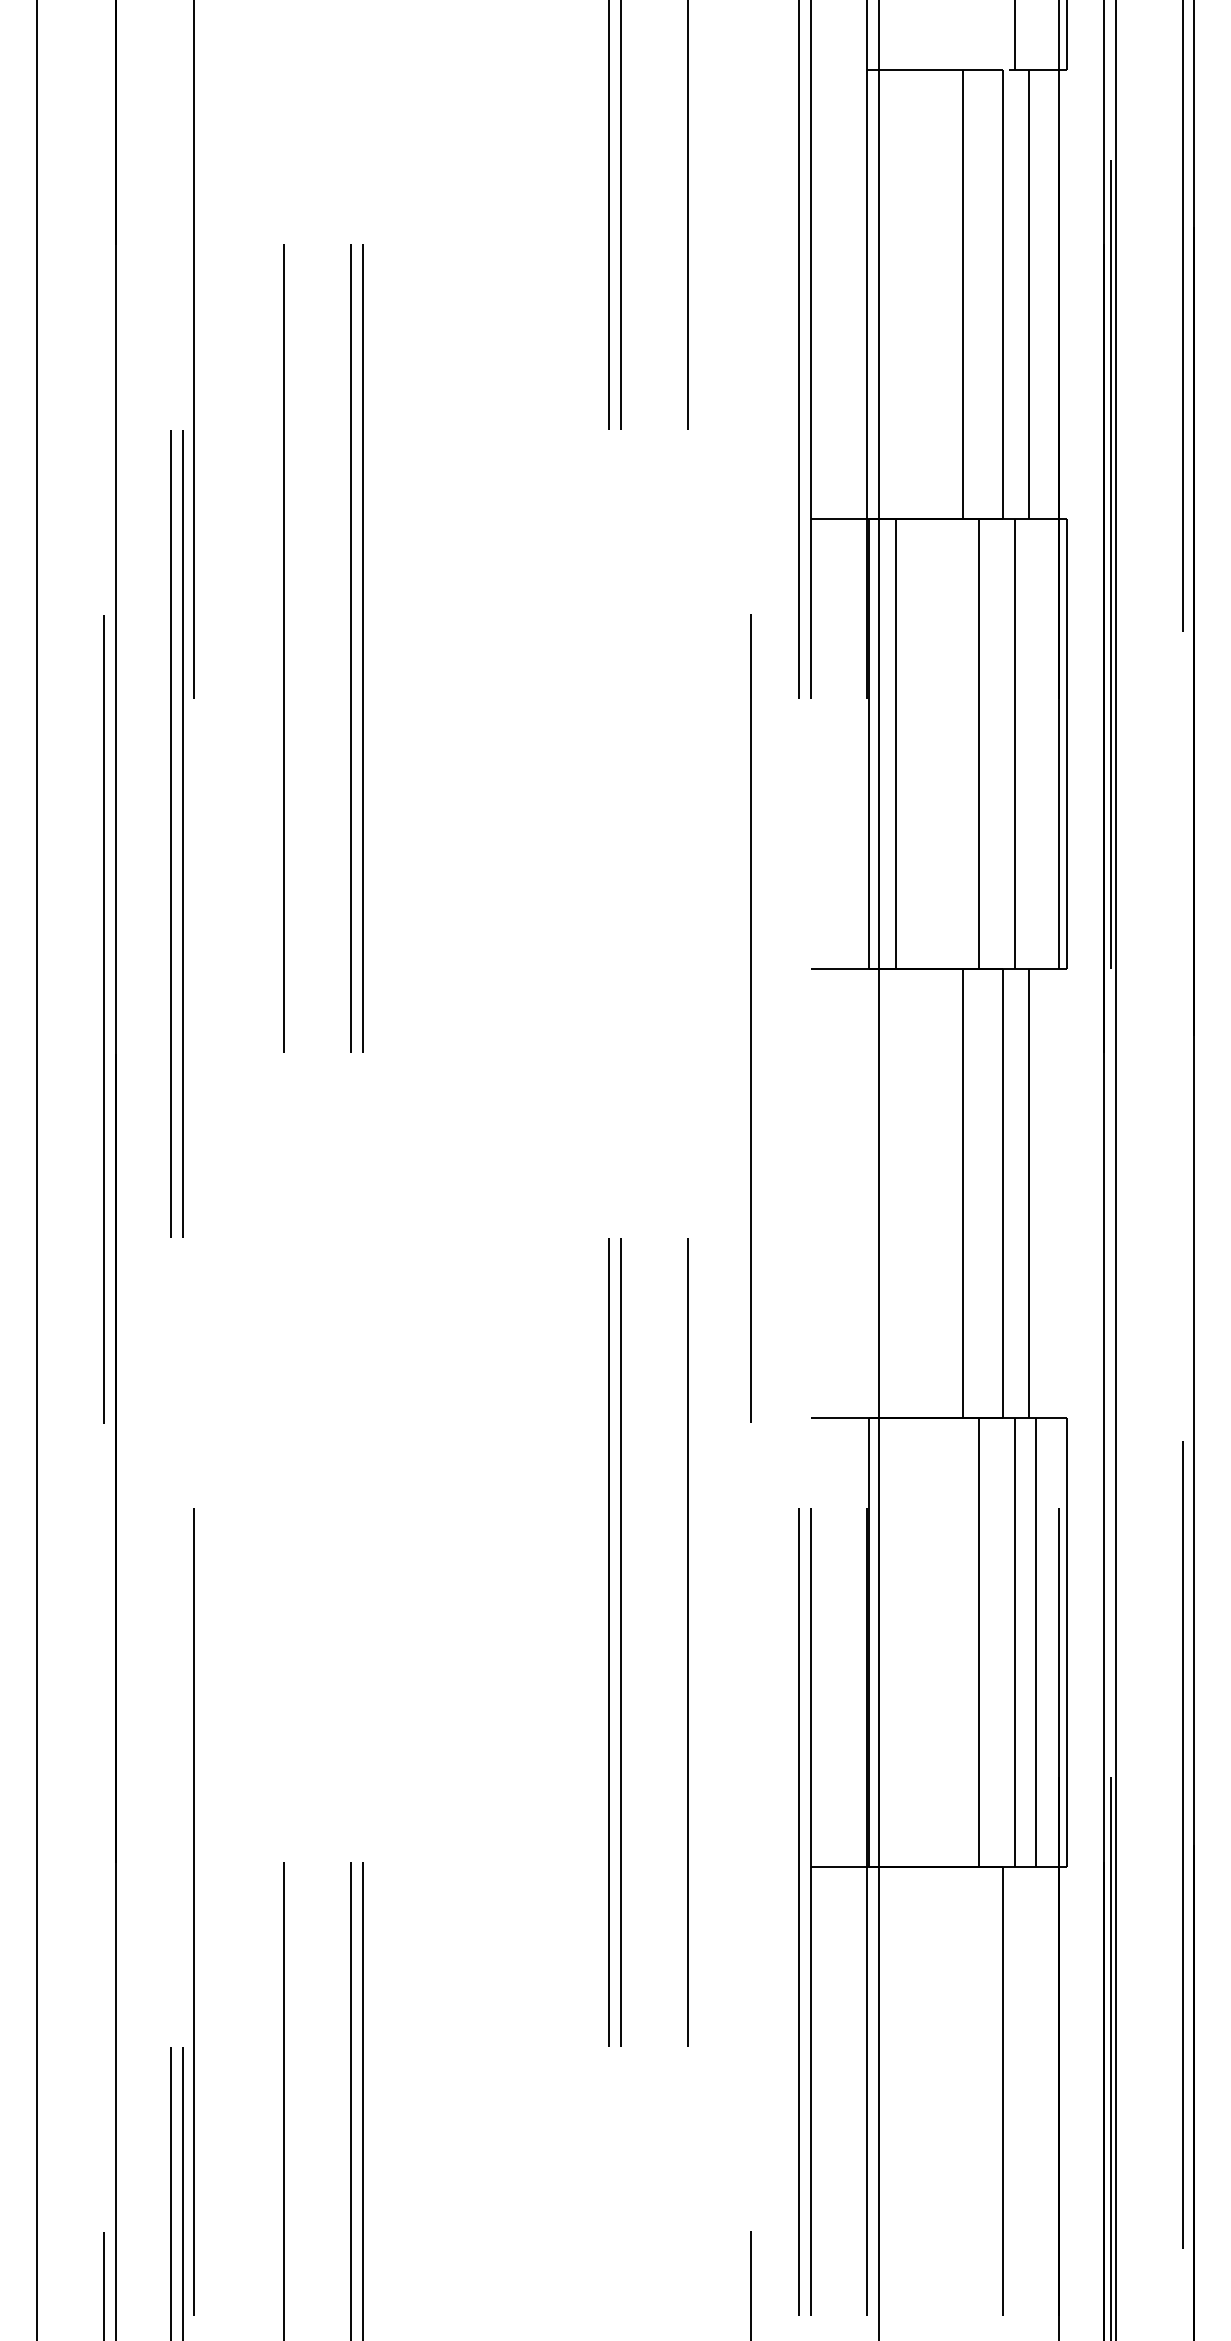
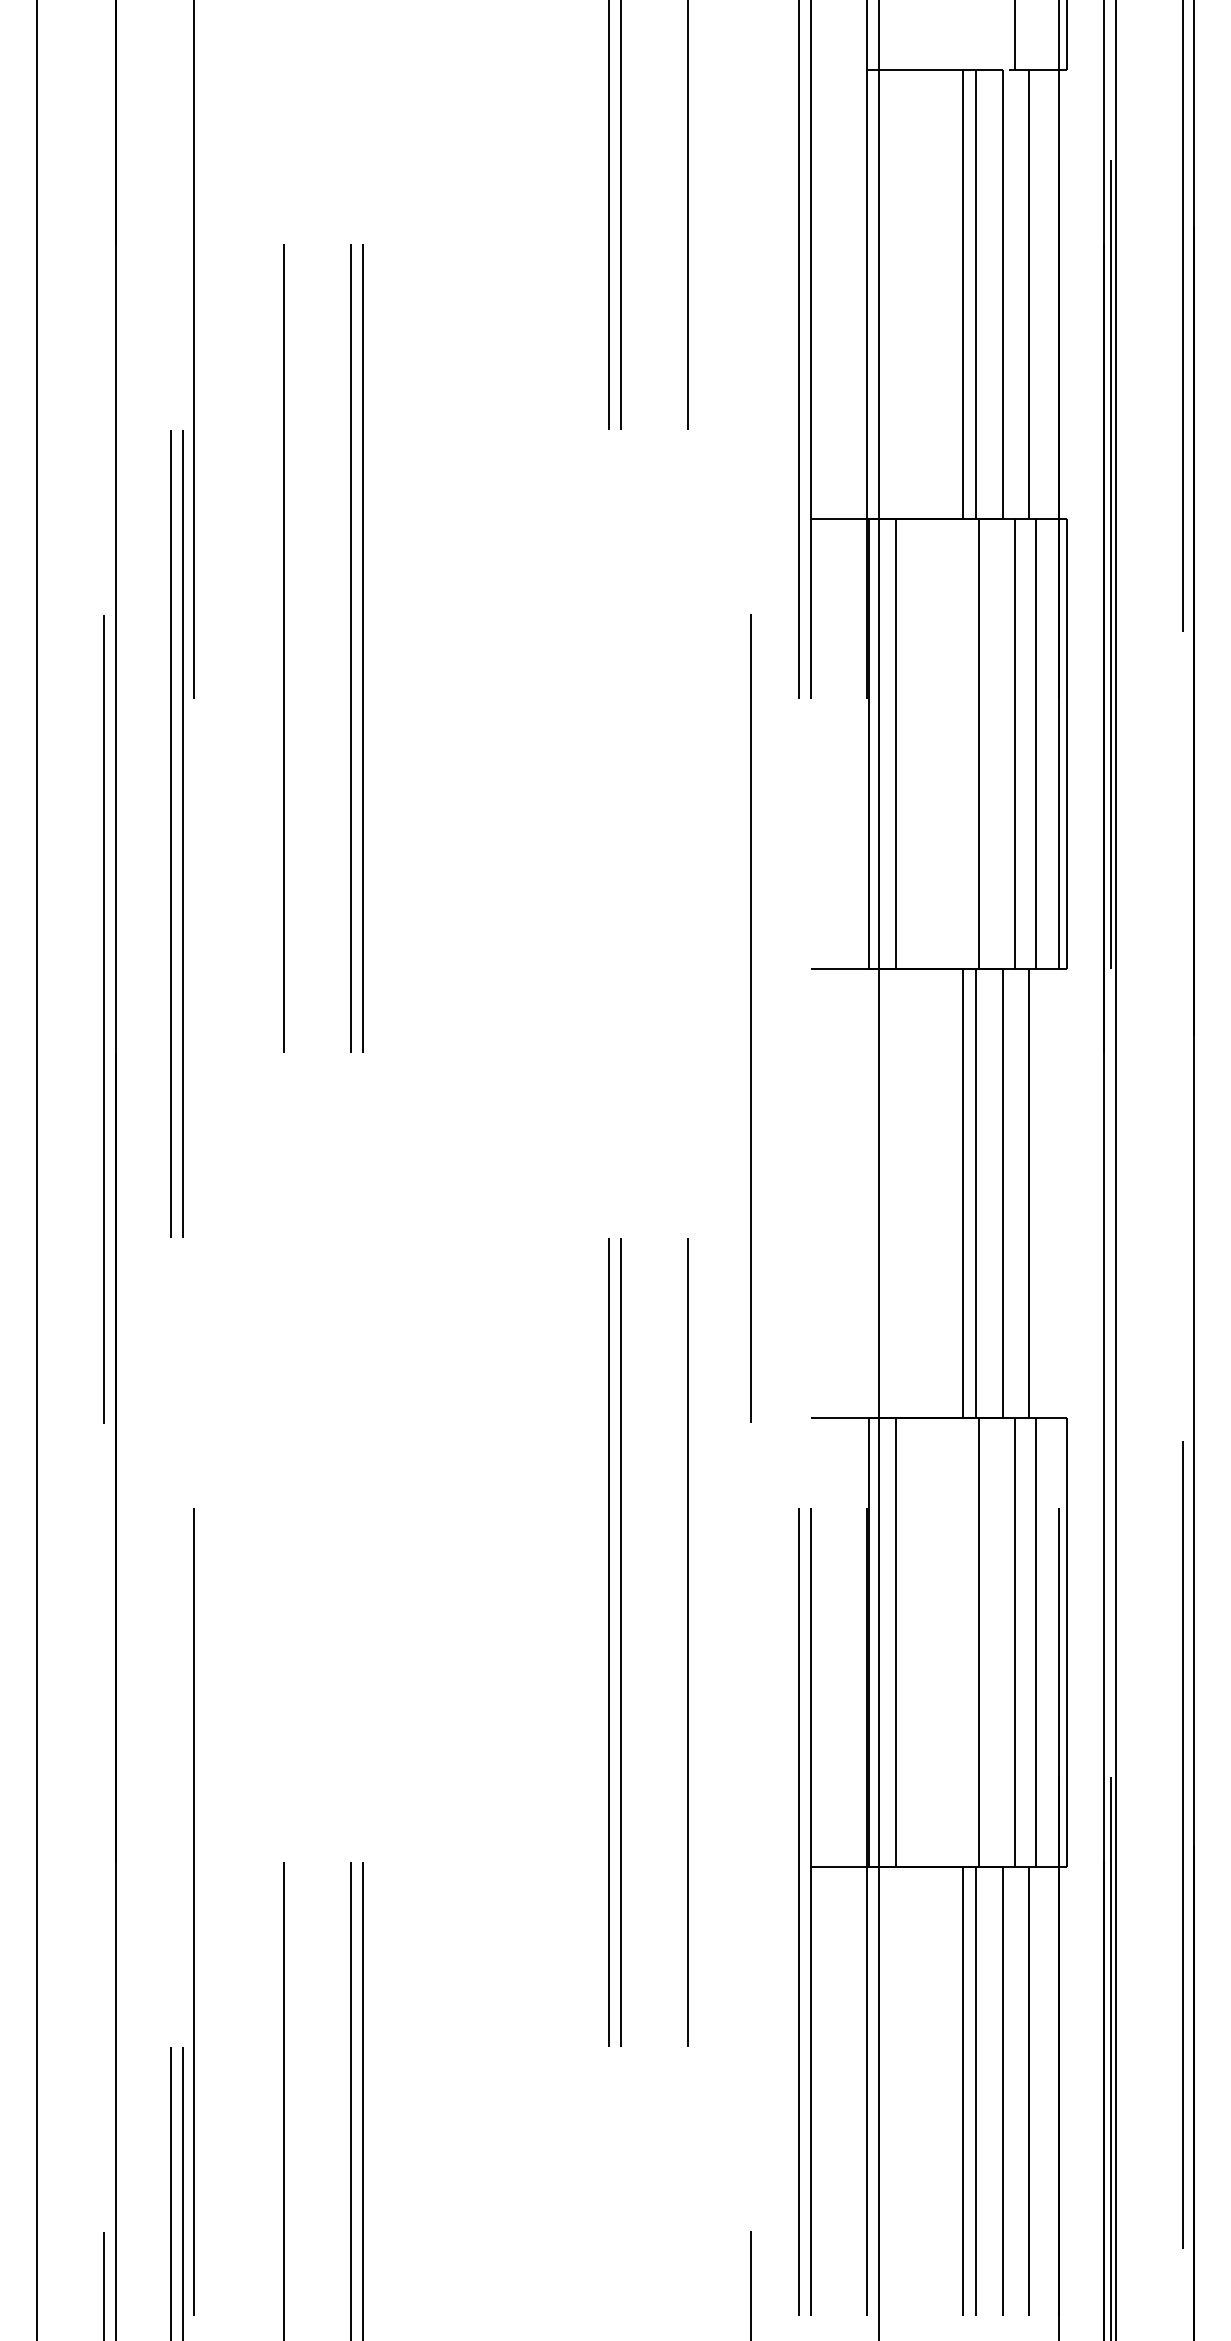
line: none -> present (976, 294)
line: none -> present (1035, 743)
line: none -> present (976, 1192)
line: none -> present (896, 1642)
line: none -> present (963, 2091)
line: none -> present (976, 2091)
line: none -> present (1028, 2091)
